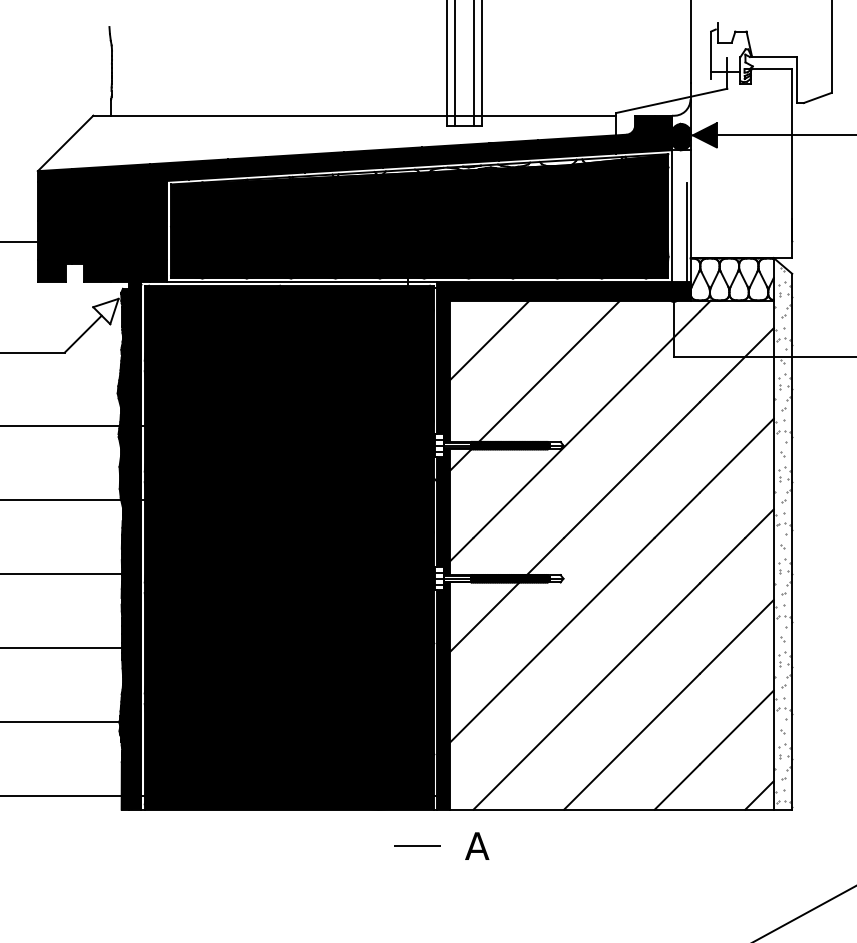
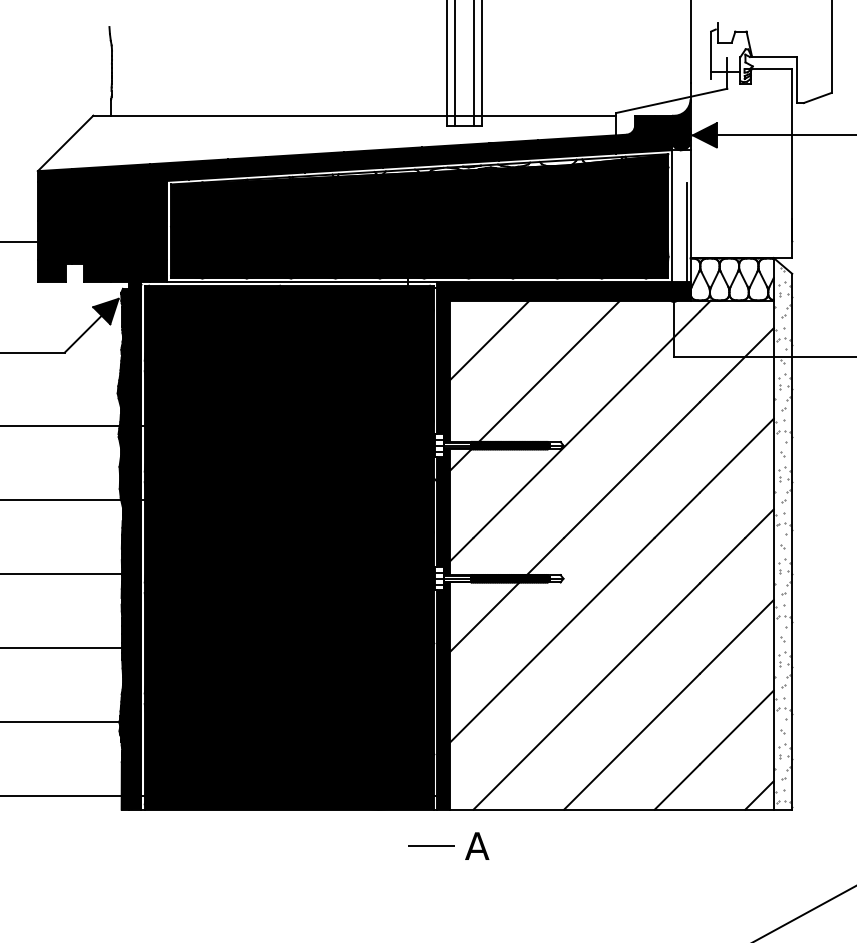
fill: none -> present (681, 116)
fill: none -> present (105, 311)
line position: (417, 845) -> (431, 845) (431, 845)
